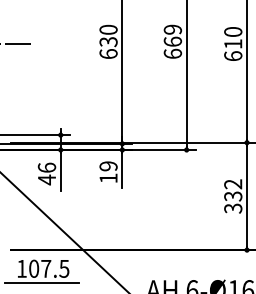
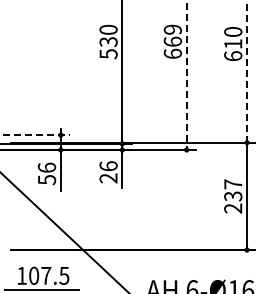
line: present -> none (16, 44)
text: 630 -> 530 (108, 54)
line: solid -> dashed (247, 70)
line: solid -> dashed (186, 73)
line: solid -> dashed (35, 135)
text: 19 -> 26 (108, 172)
text: 46 -> 56 (47, 179)
text: 332 -> 237 (233, 196)
part position: (41, 271) -> (41, 278) (41, 278)
